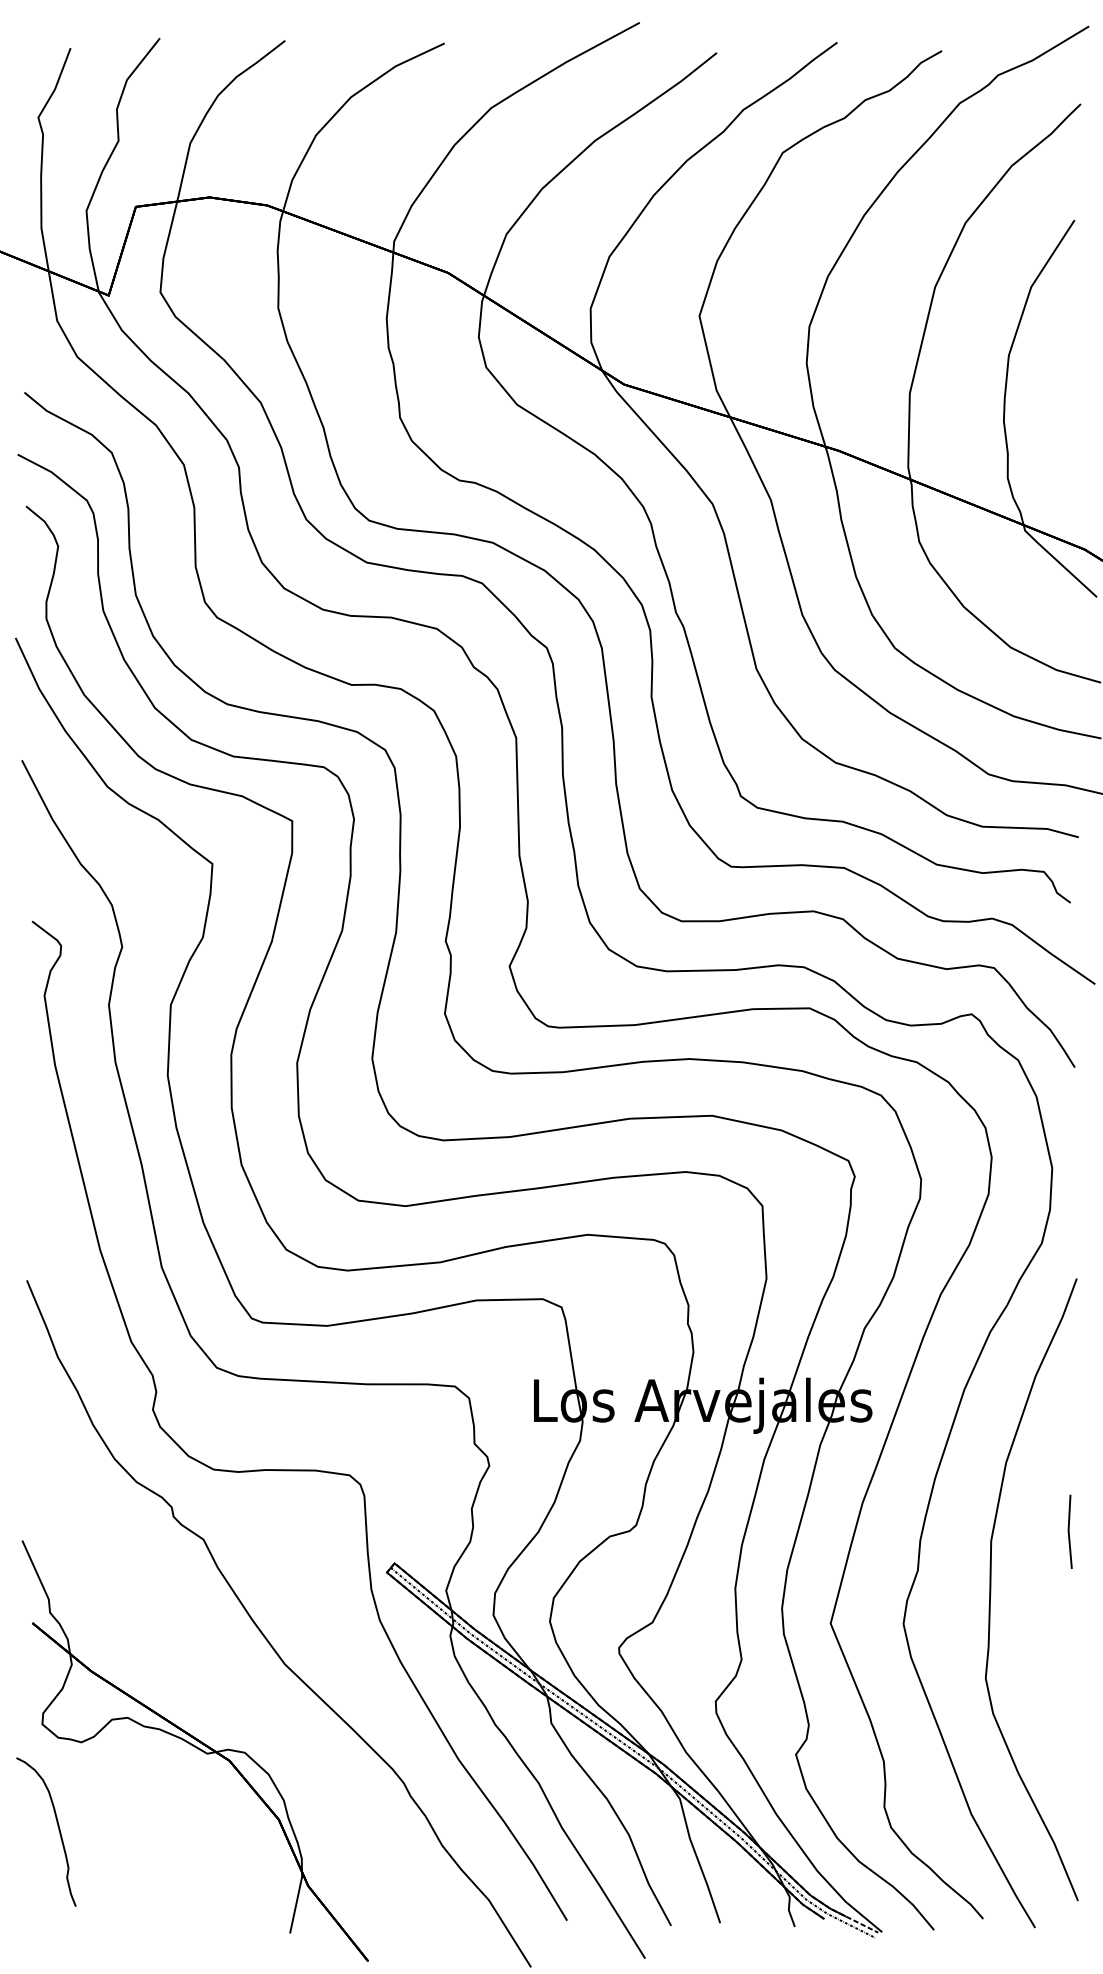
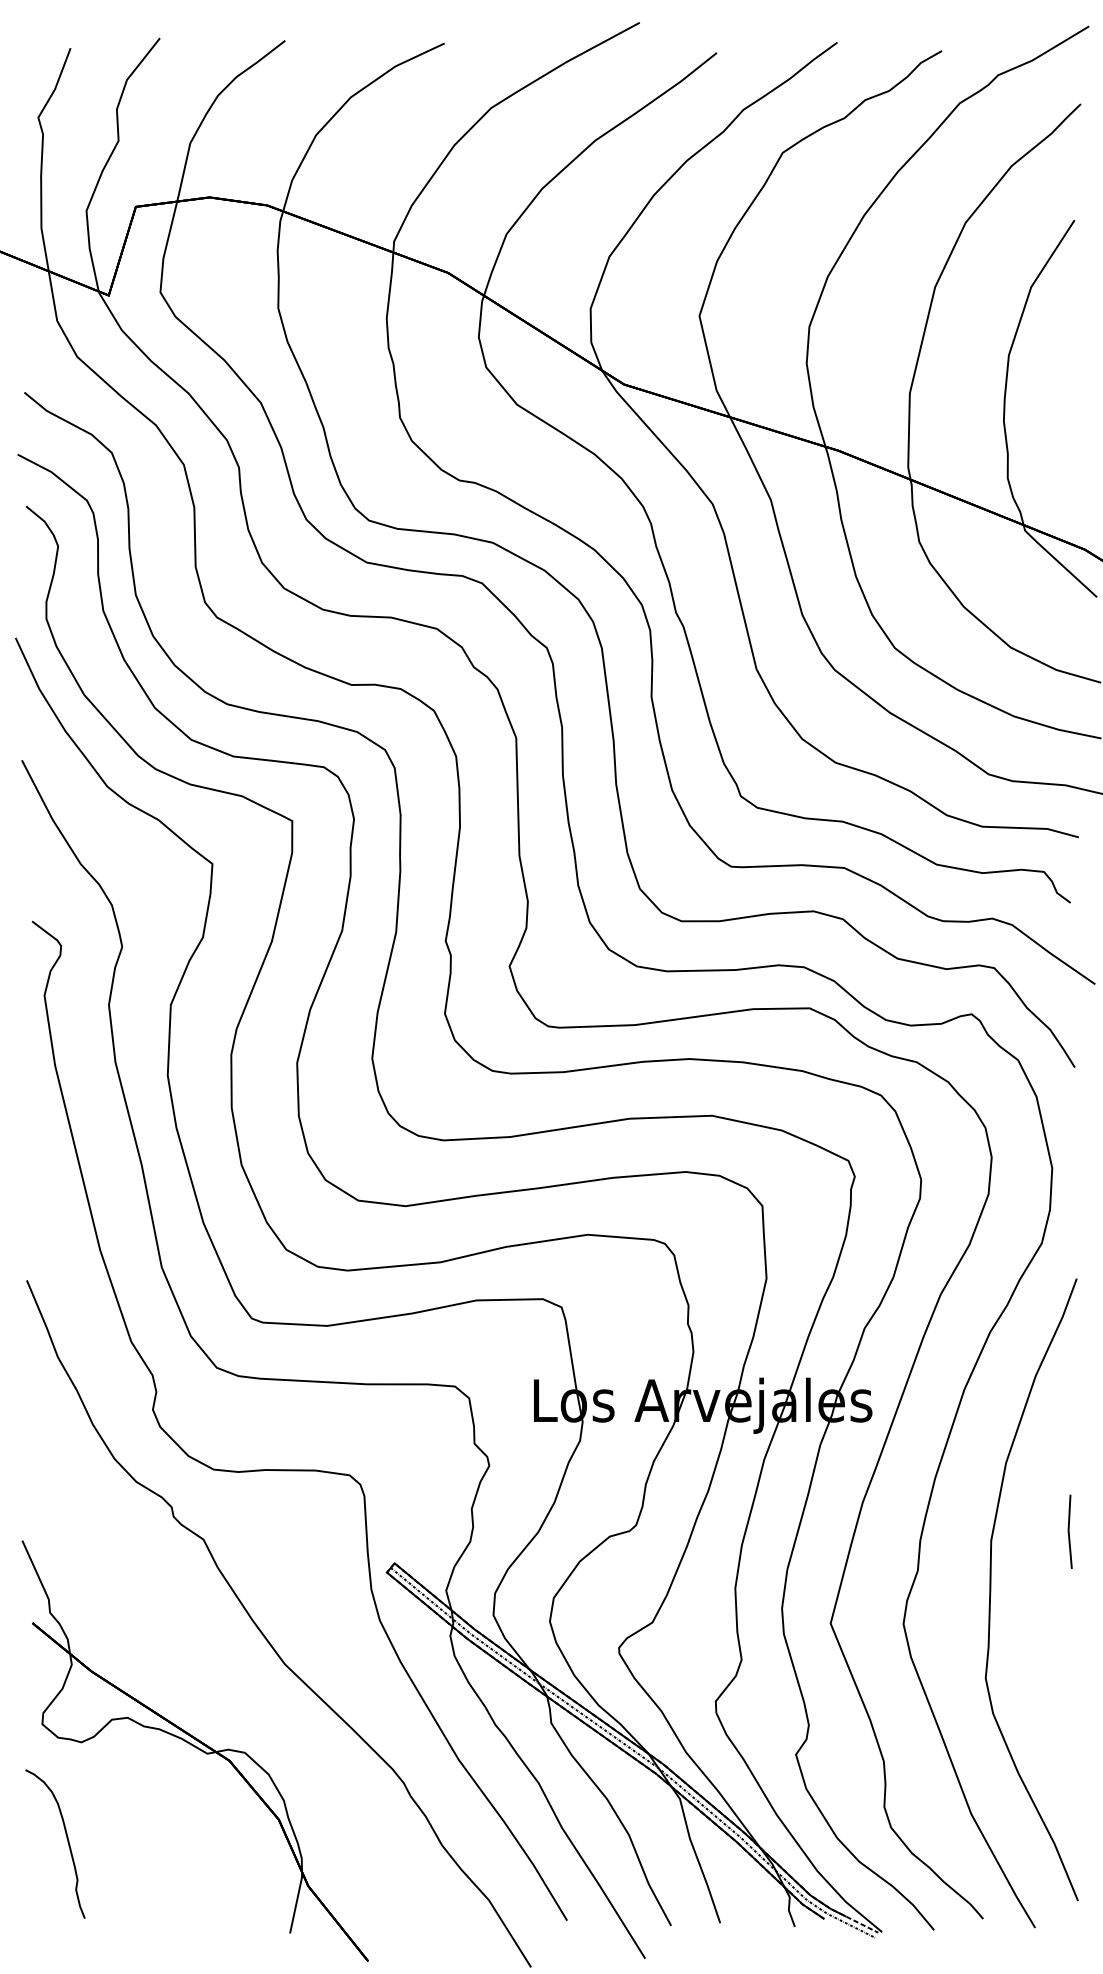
curve position: (58, 1830) -> (67, 1842) (67, 1842)
